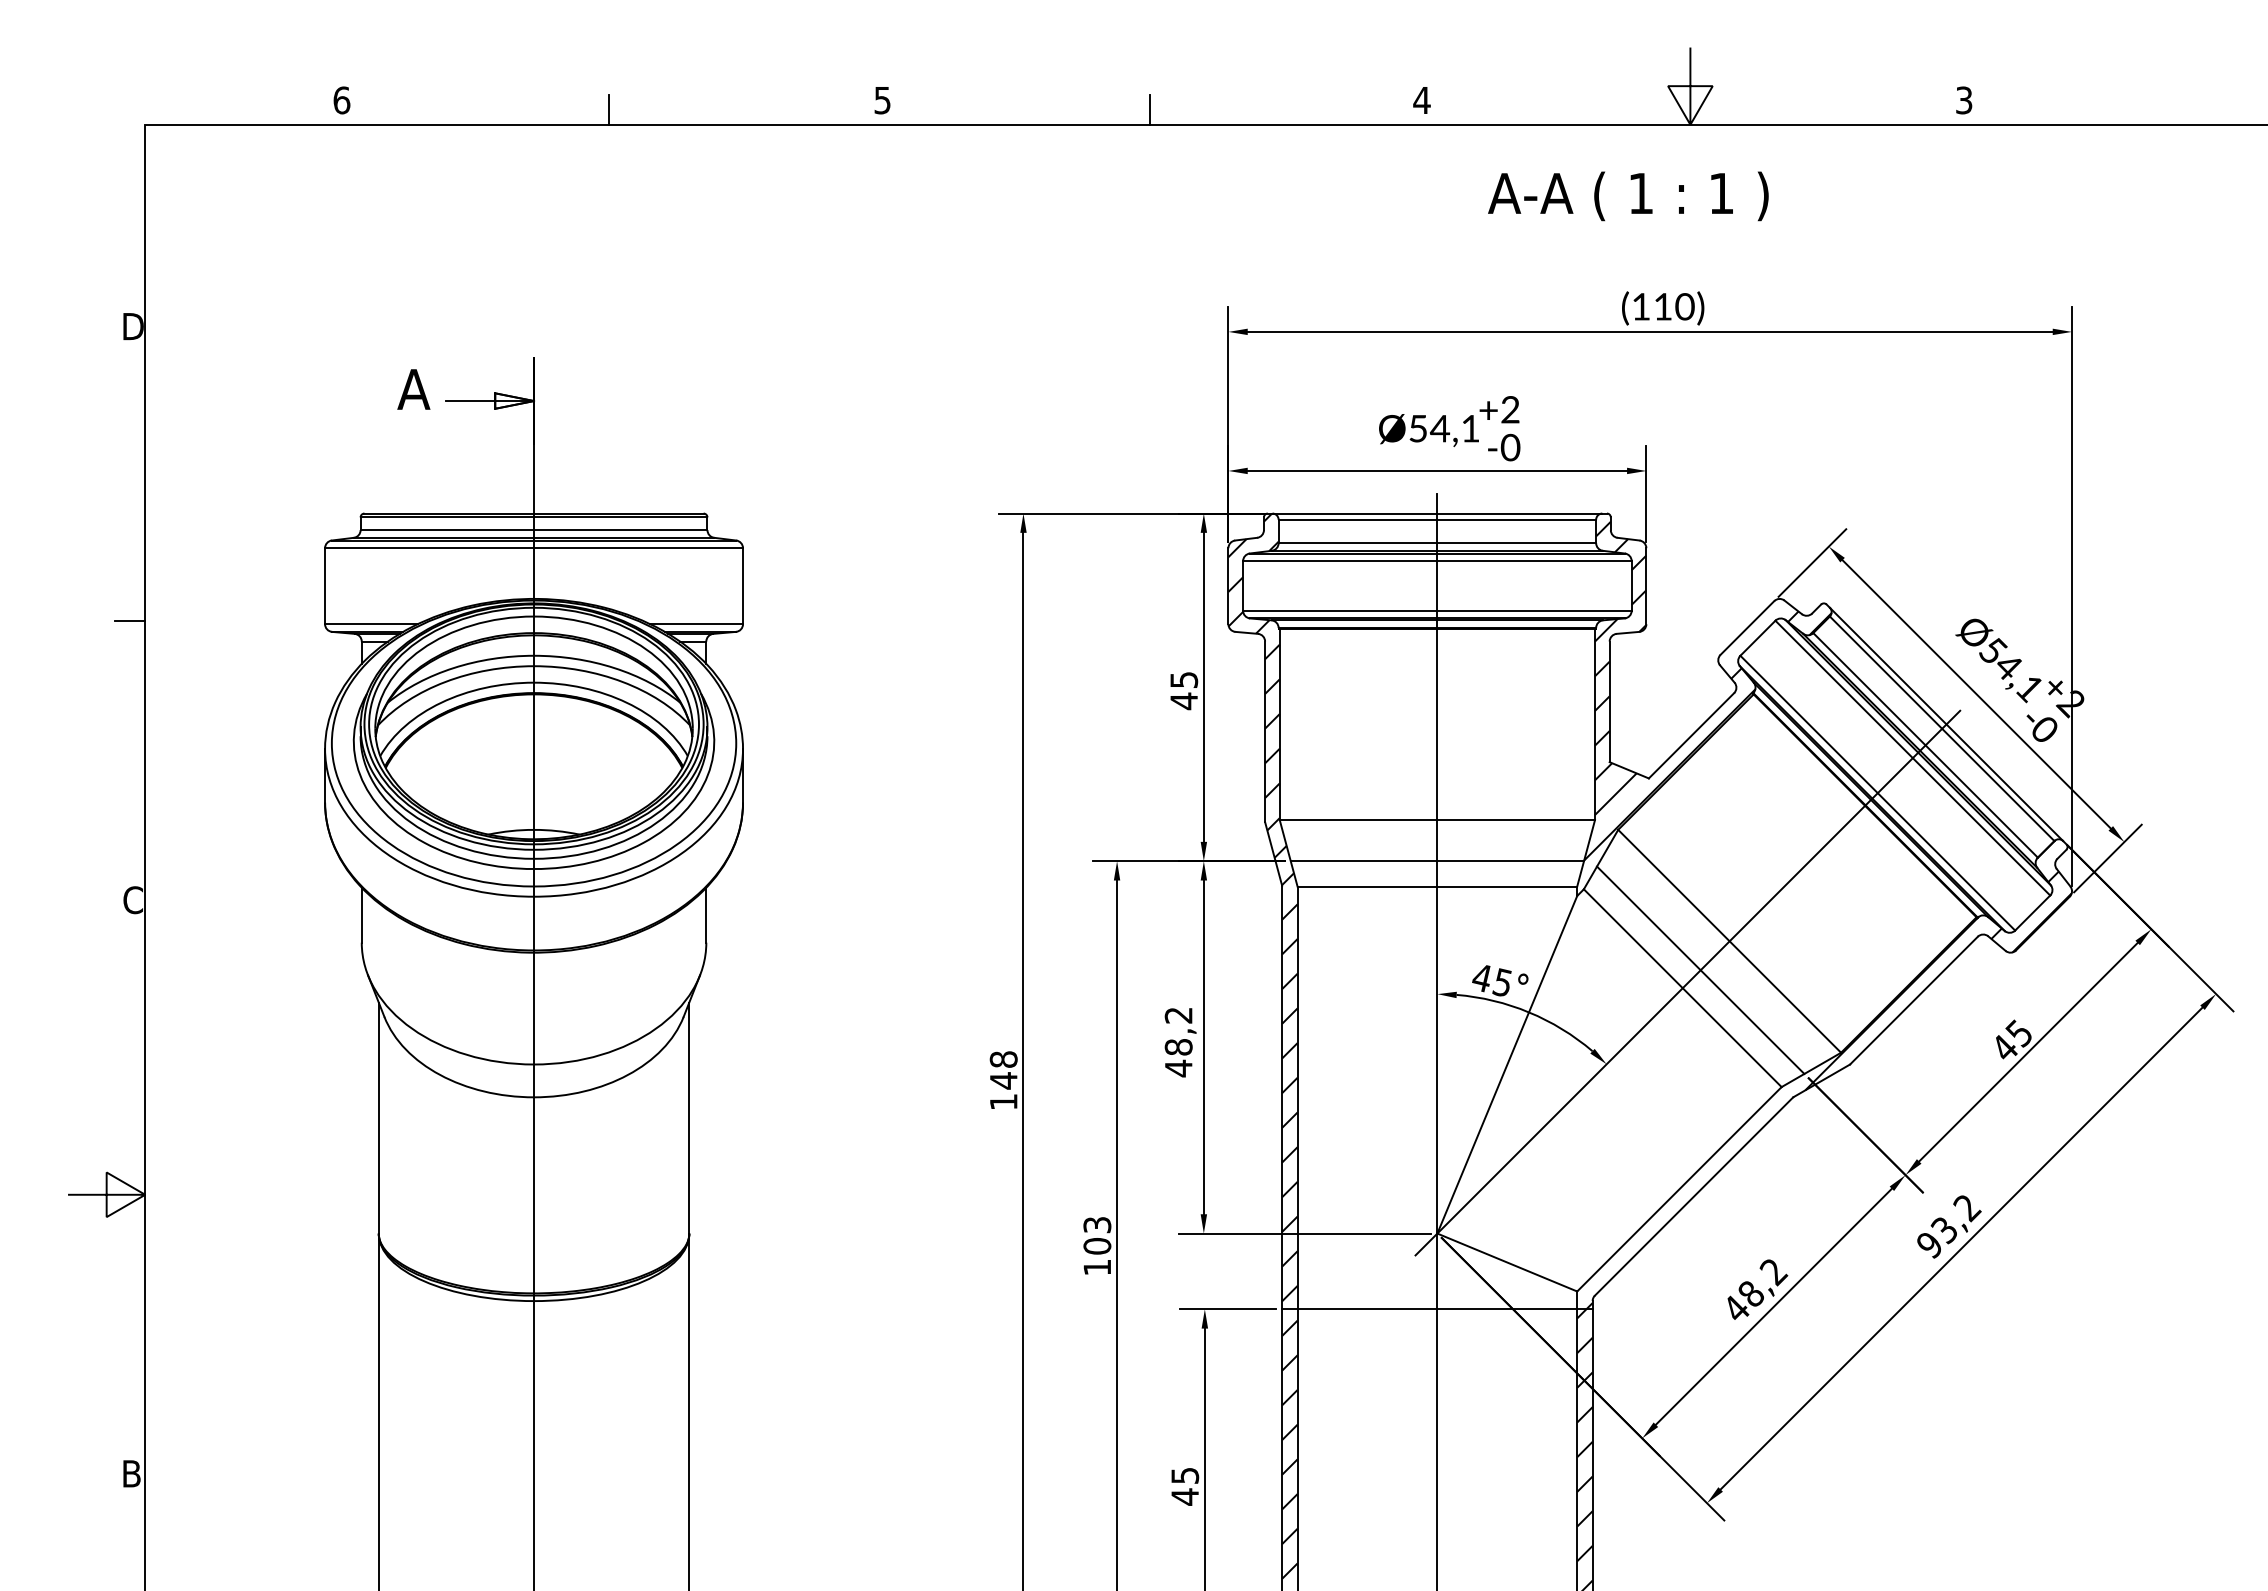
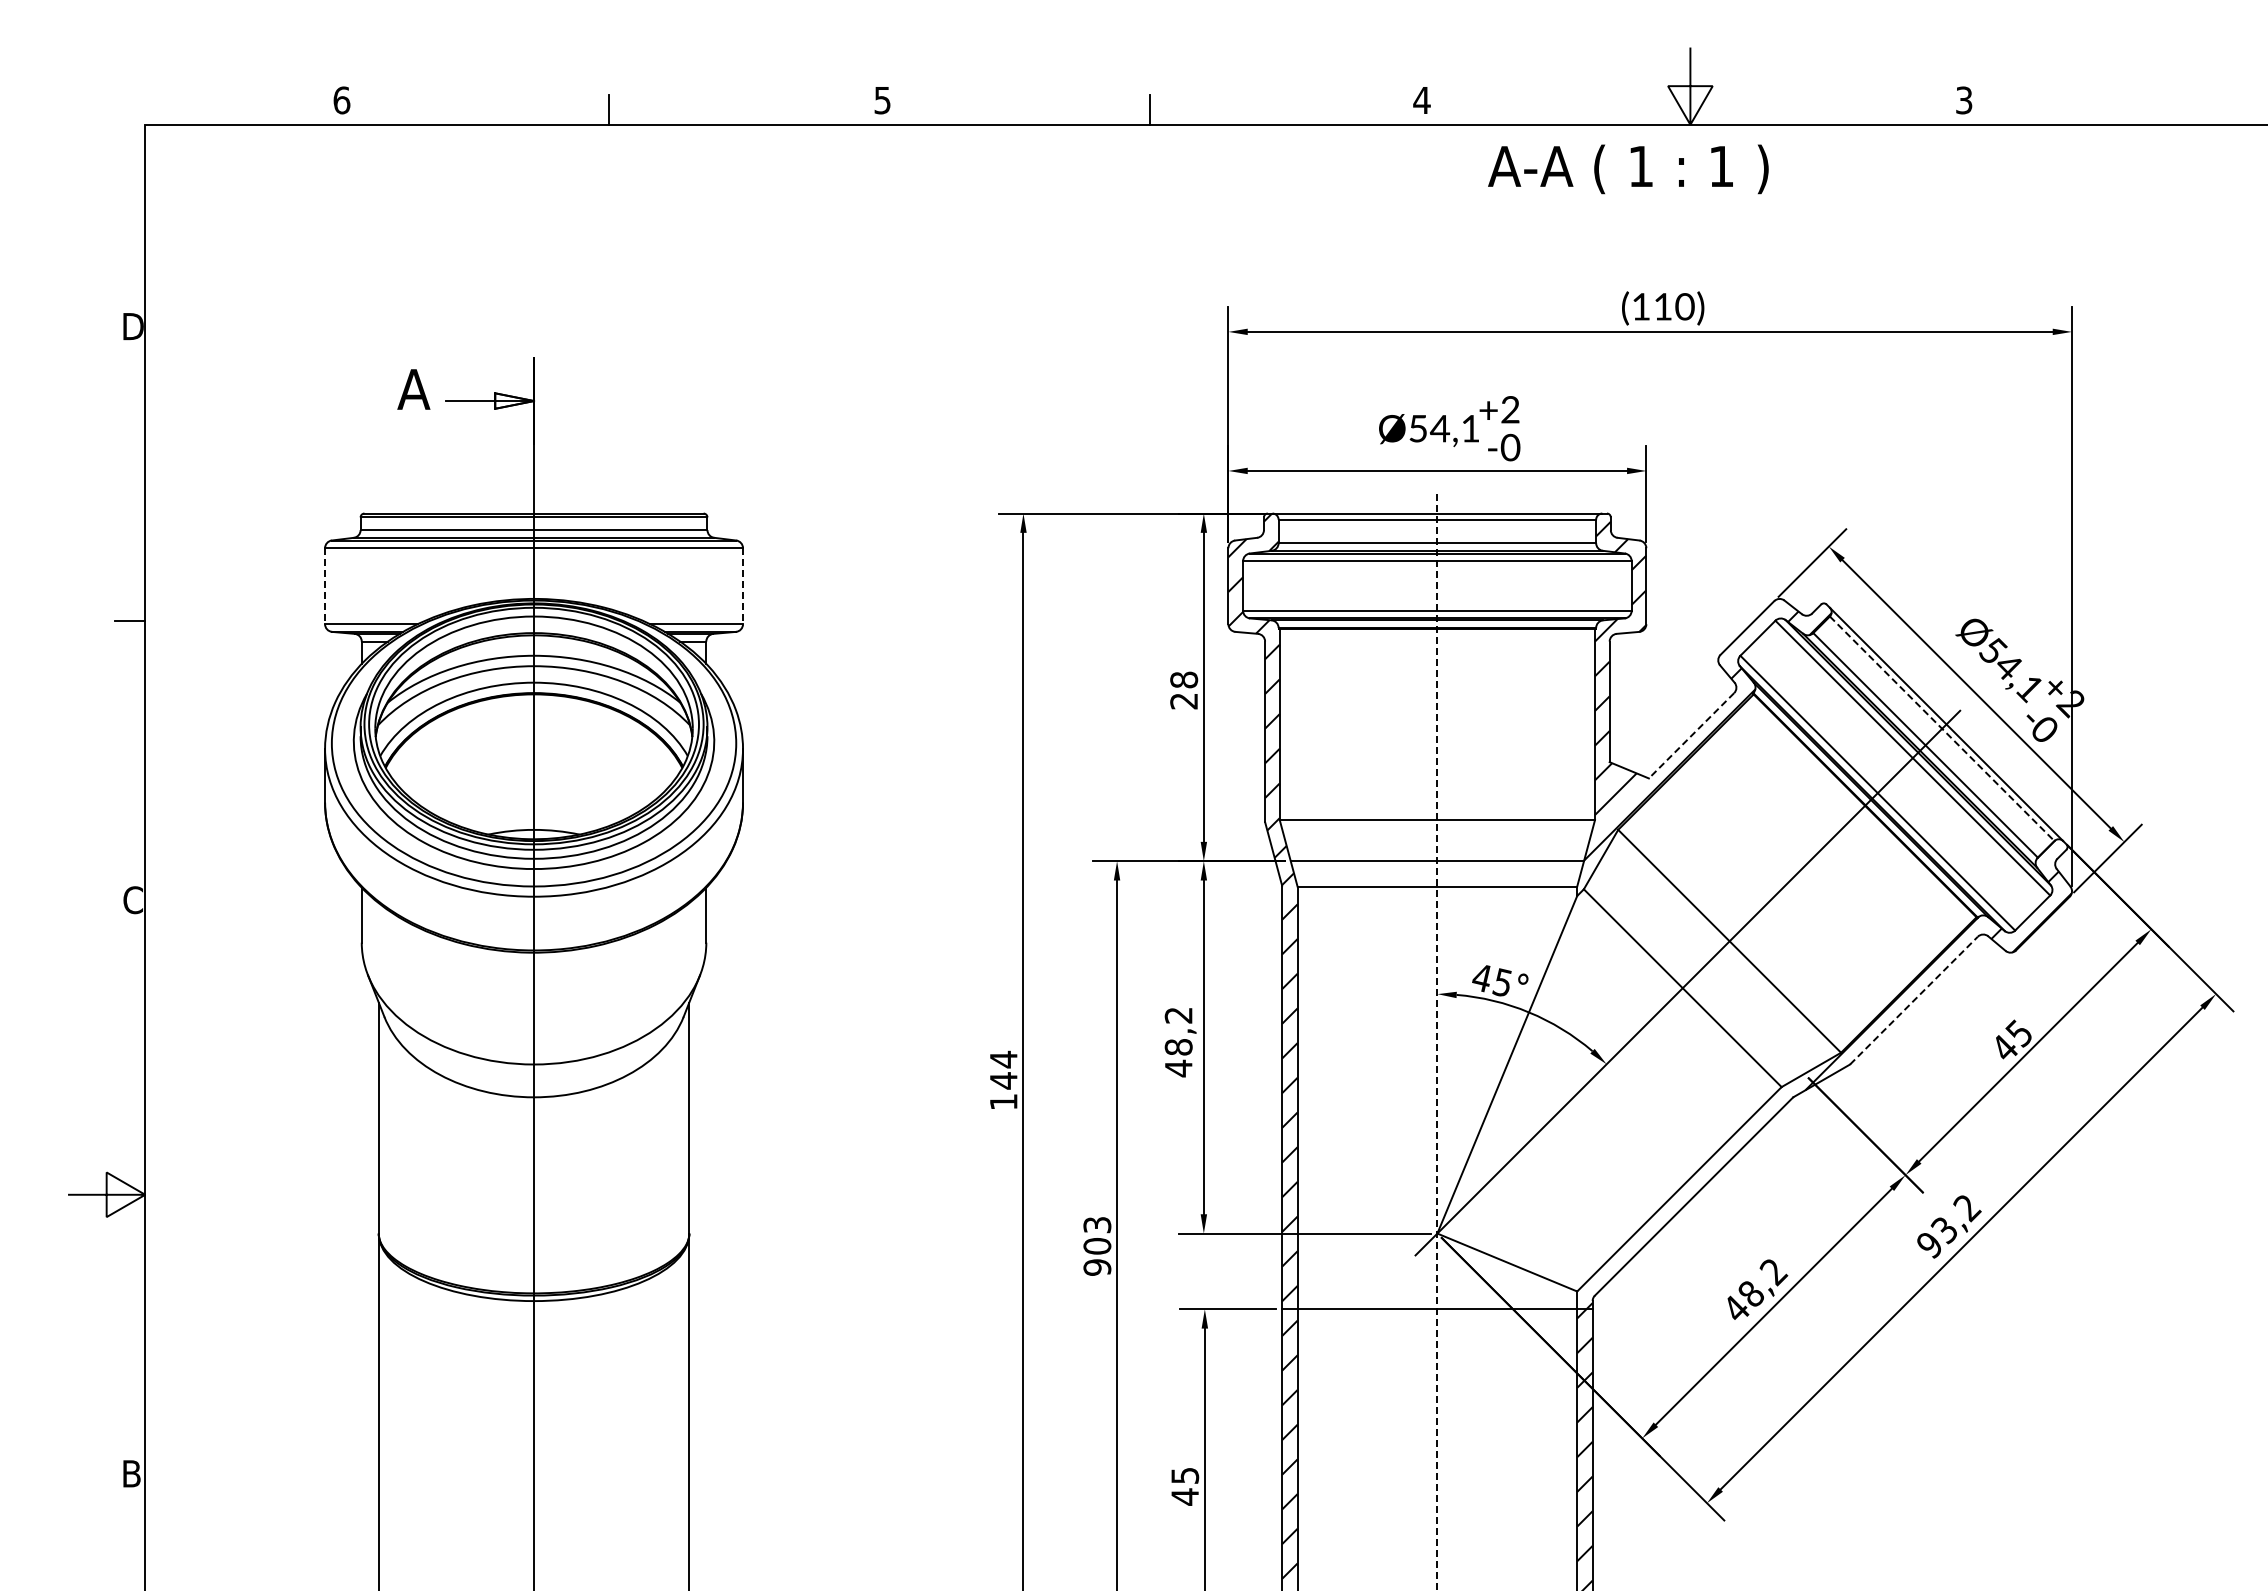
text position: (1628, 196) -> (1628, 169) (1628, 169)
line: solid -> dashed (325, 586)
line: solid -> dashed (743, 586)
text: 45 -> 28 (1184, 690)
line: solid -> dashed (1942, 728)
line: solid -> dashed (1691, 736)
line: present -> none (1700, 969)
line: solid -> dashed (1914, 1000)
line: solid -> dashed (1437, 1042)
text: 148 -> 144 (1003, 1059)
text: 103 -> 903 (1097, 1267)
